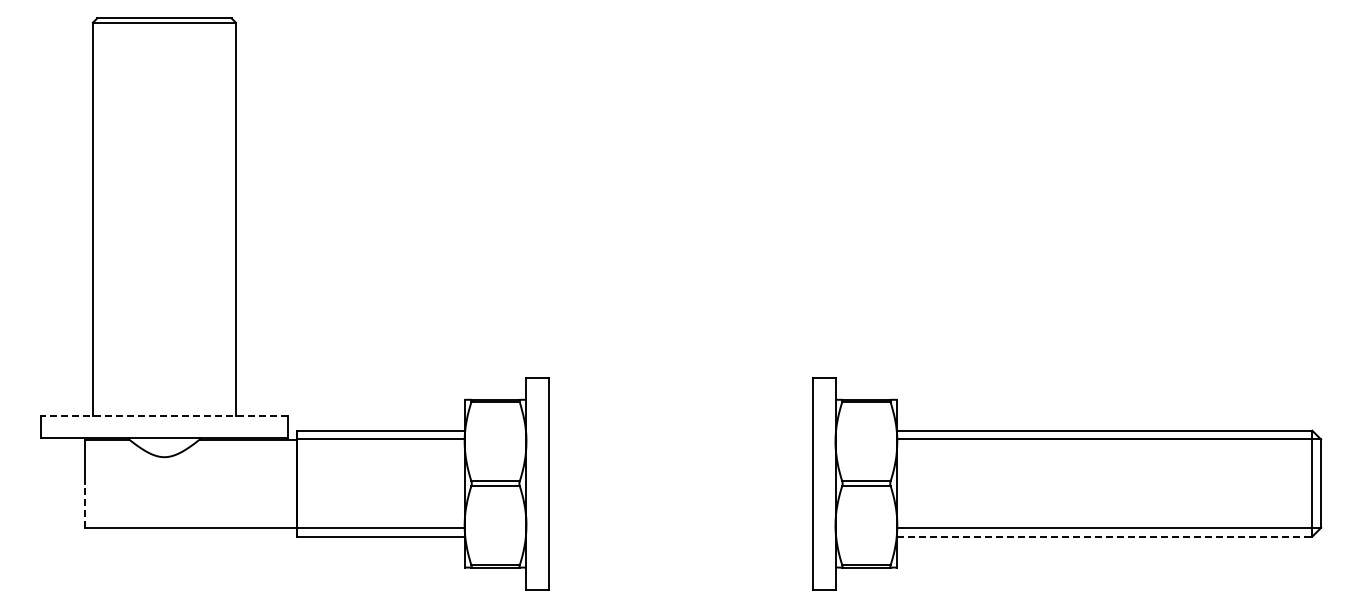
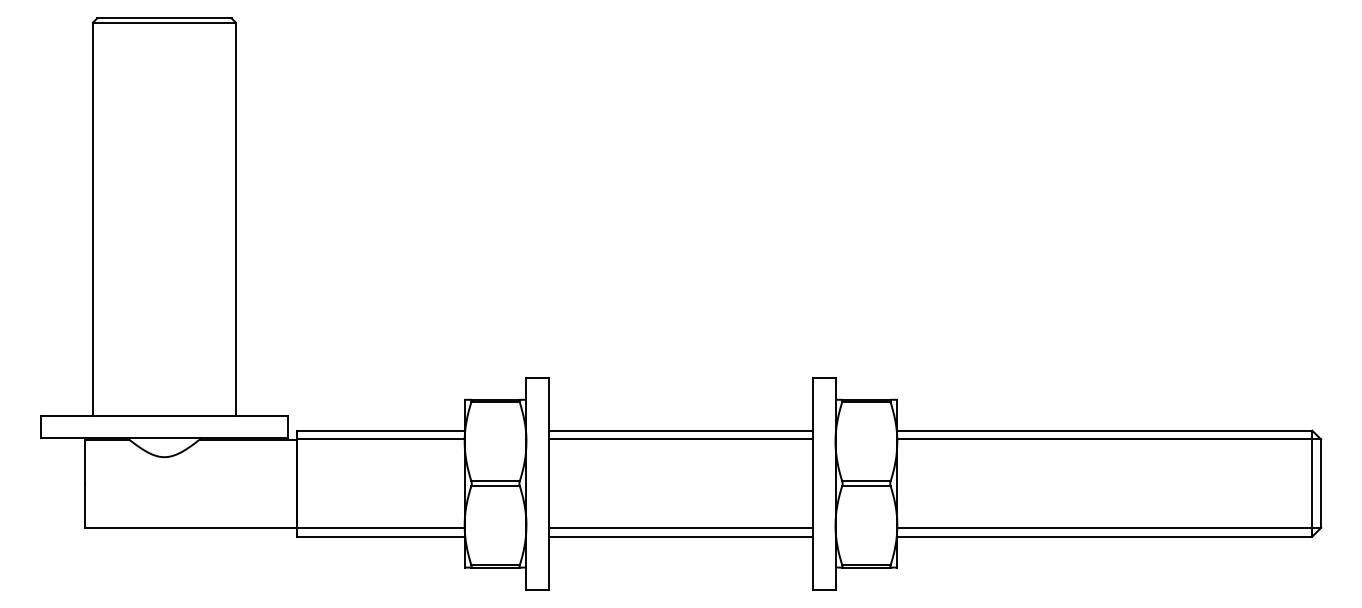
line: dashed -> solid (164, 415)
line: none -> present (680, 430)
line: none -> present (680, 439)
line: dashed -> solid (84, 505)
line: none -> present (680, 528)
line: none -> present (680, 536)
line: dashed -> solid (1105, 536)
